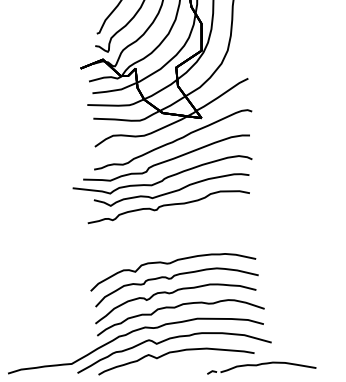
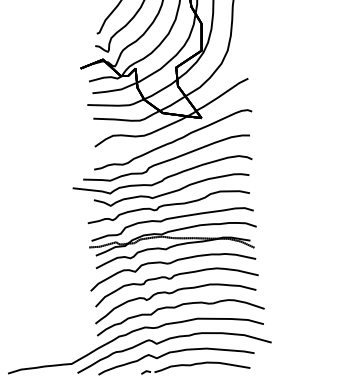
part: none -> present (172, 238)
part position: (261, 367) -> (195, 367) (195, 367)
